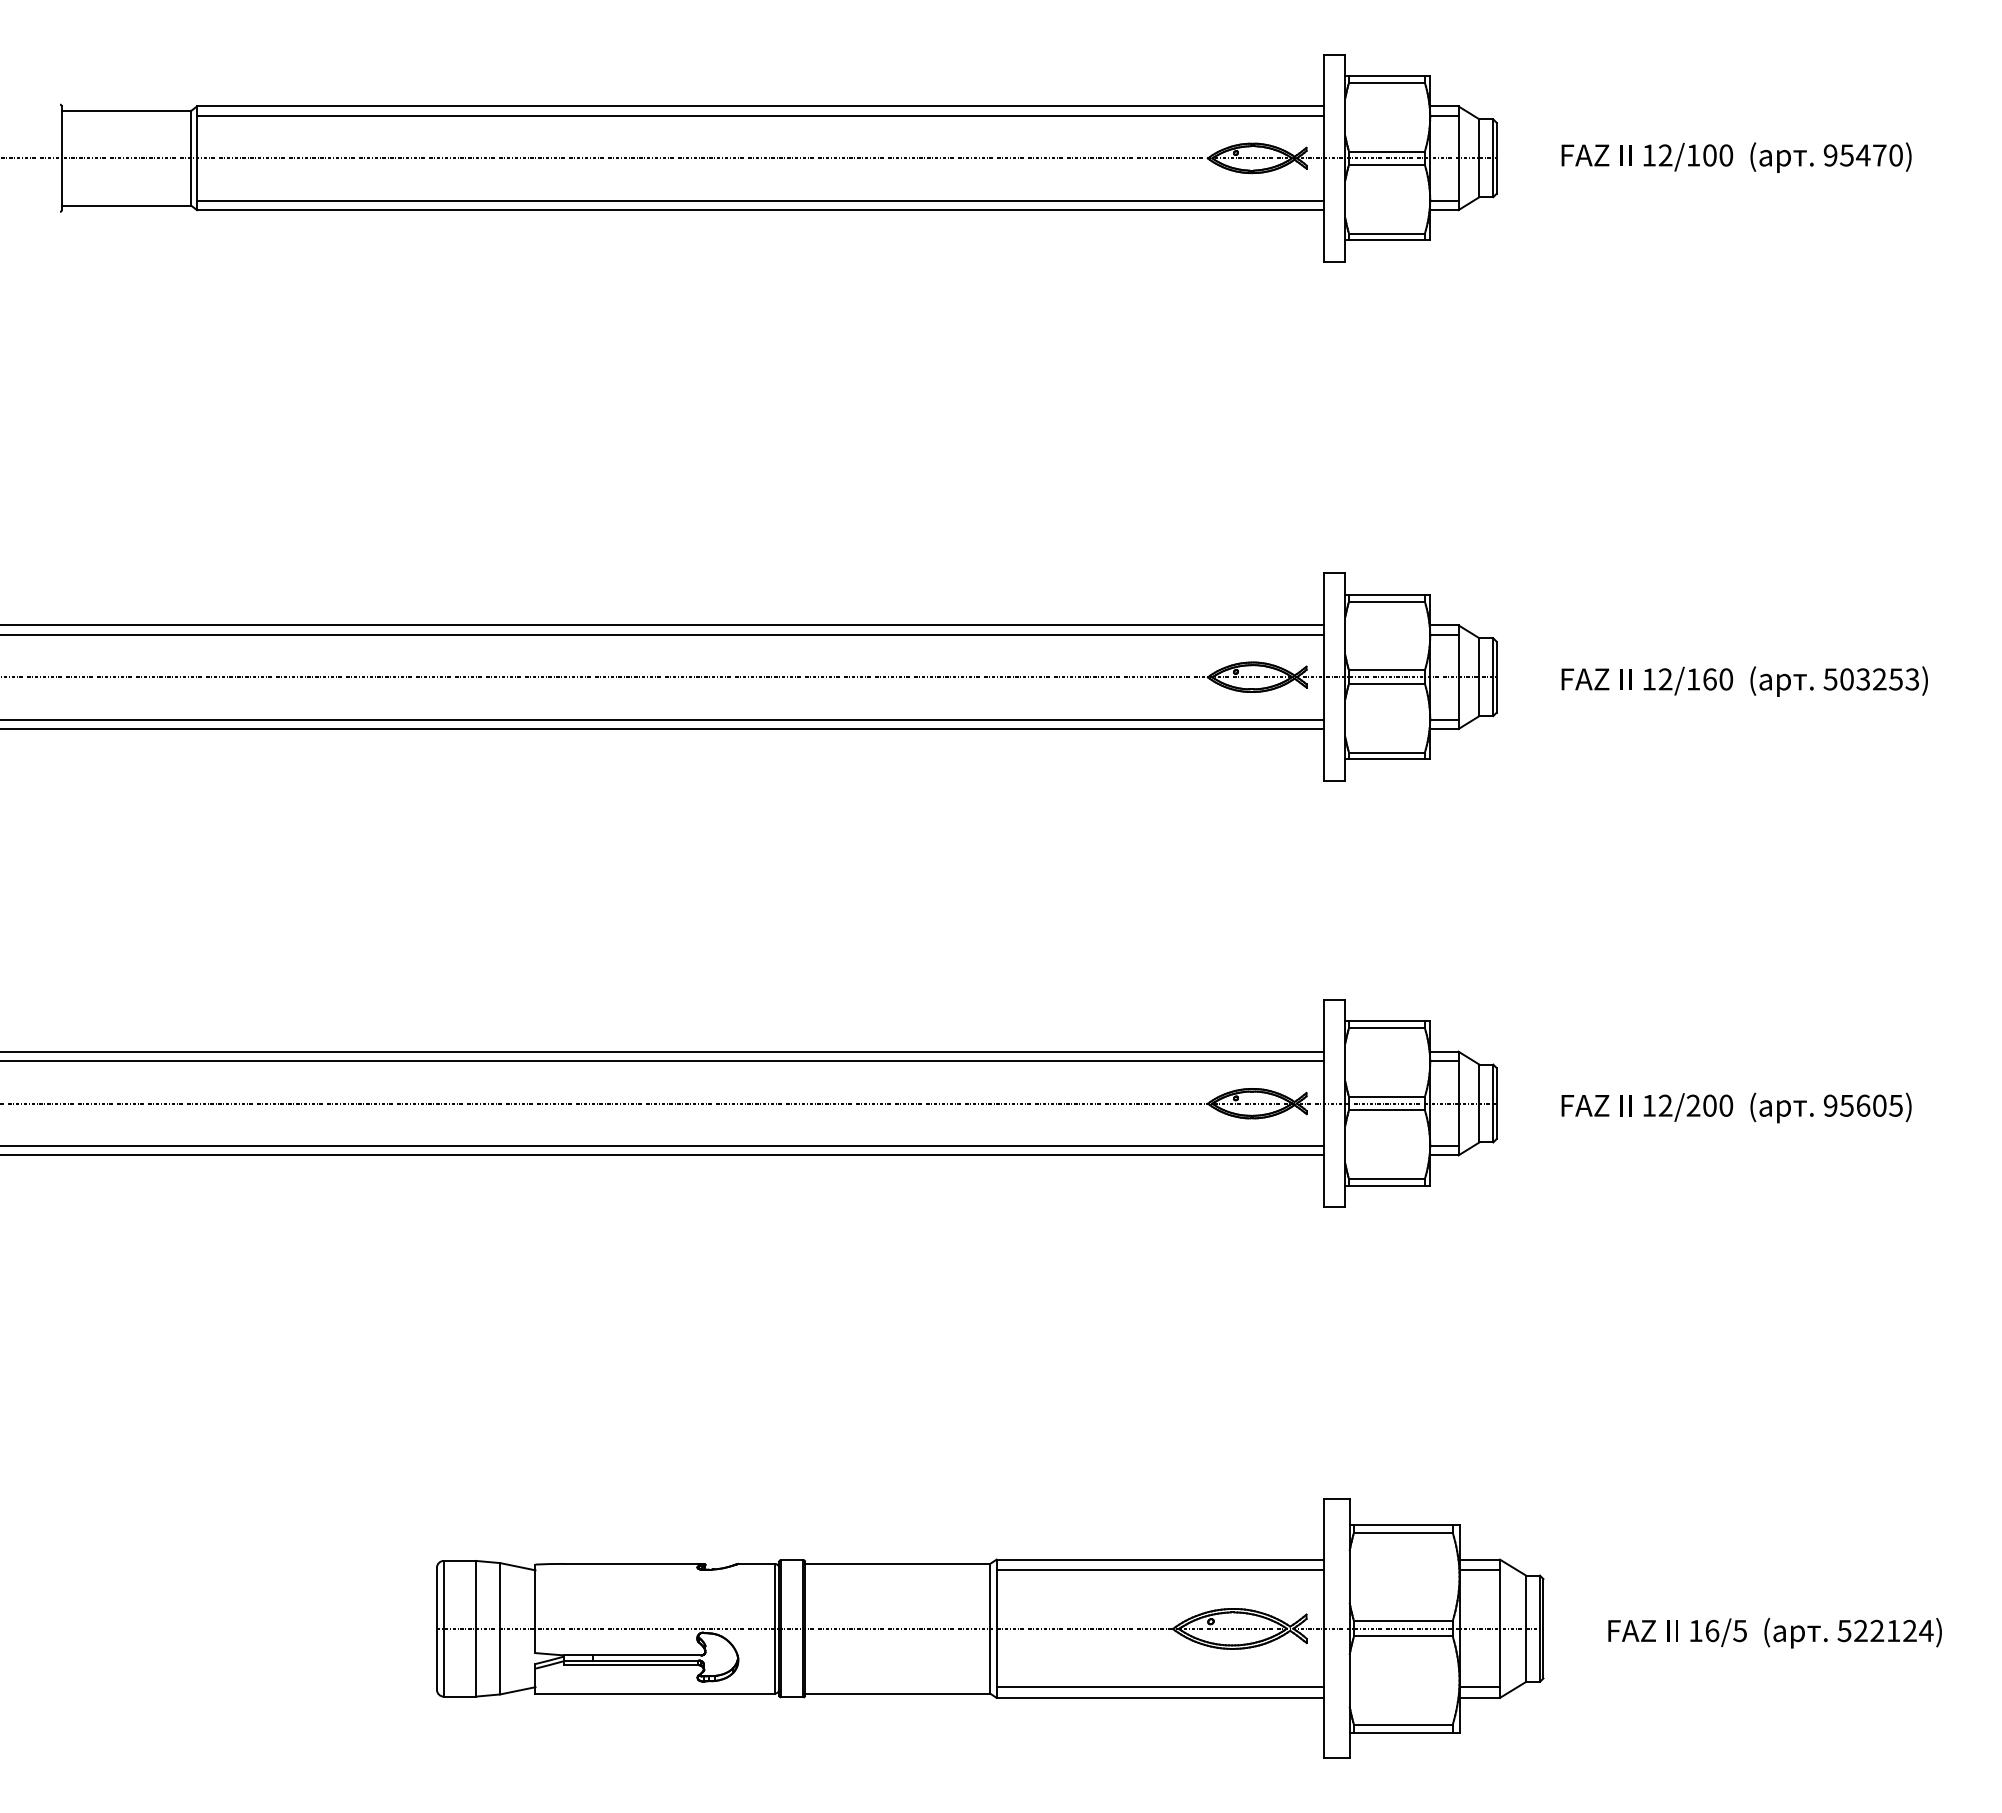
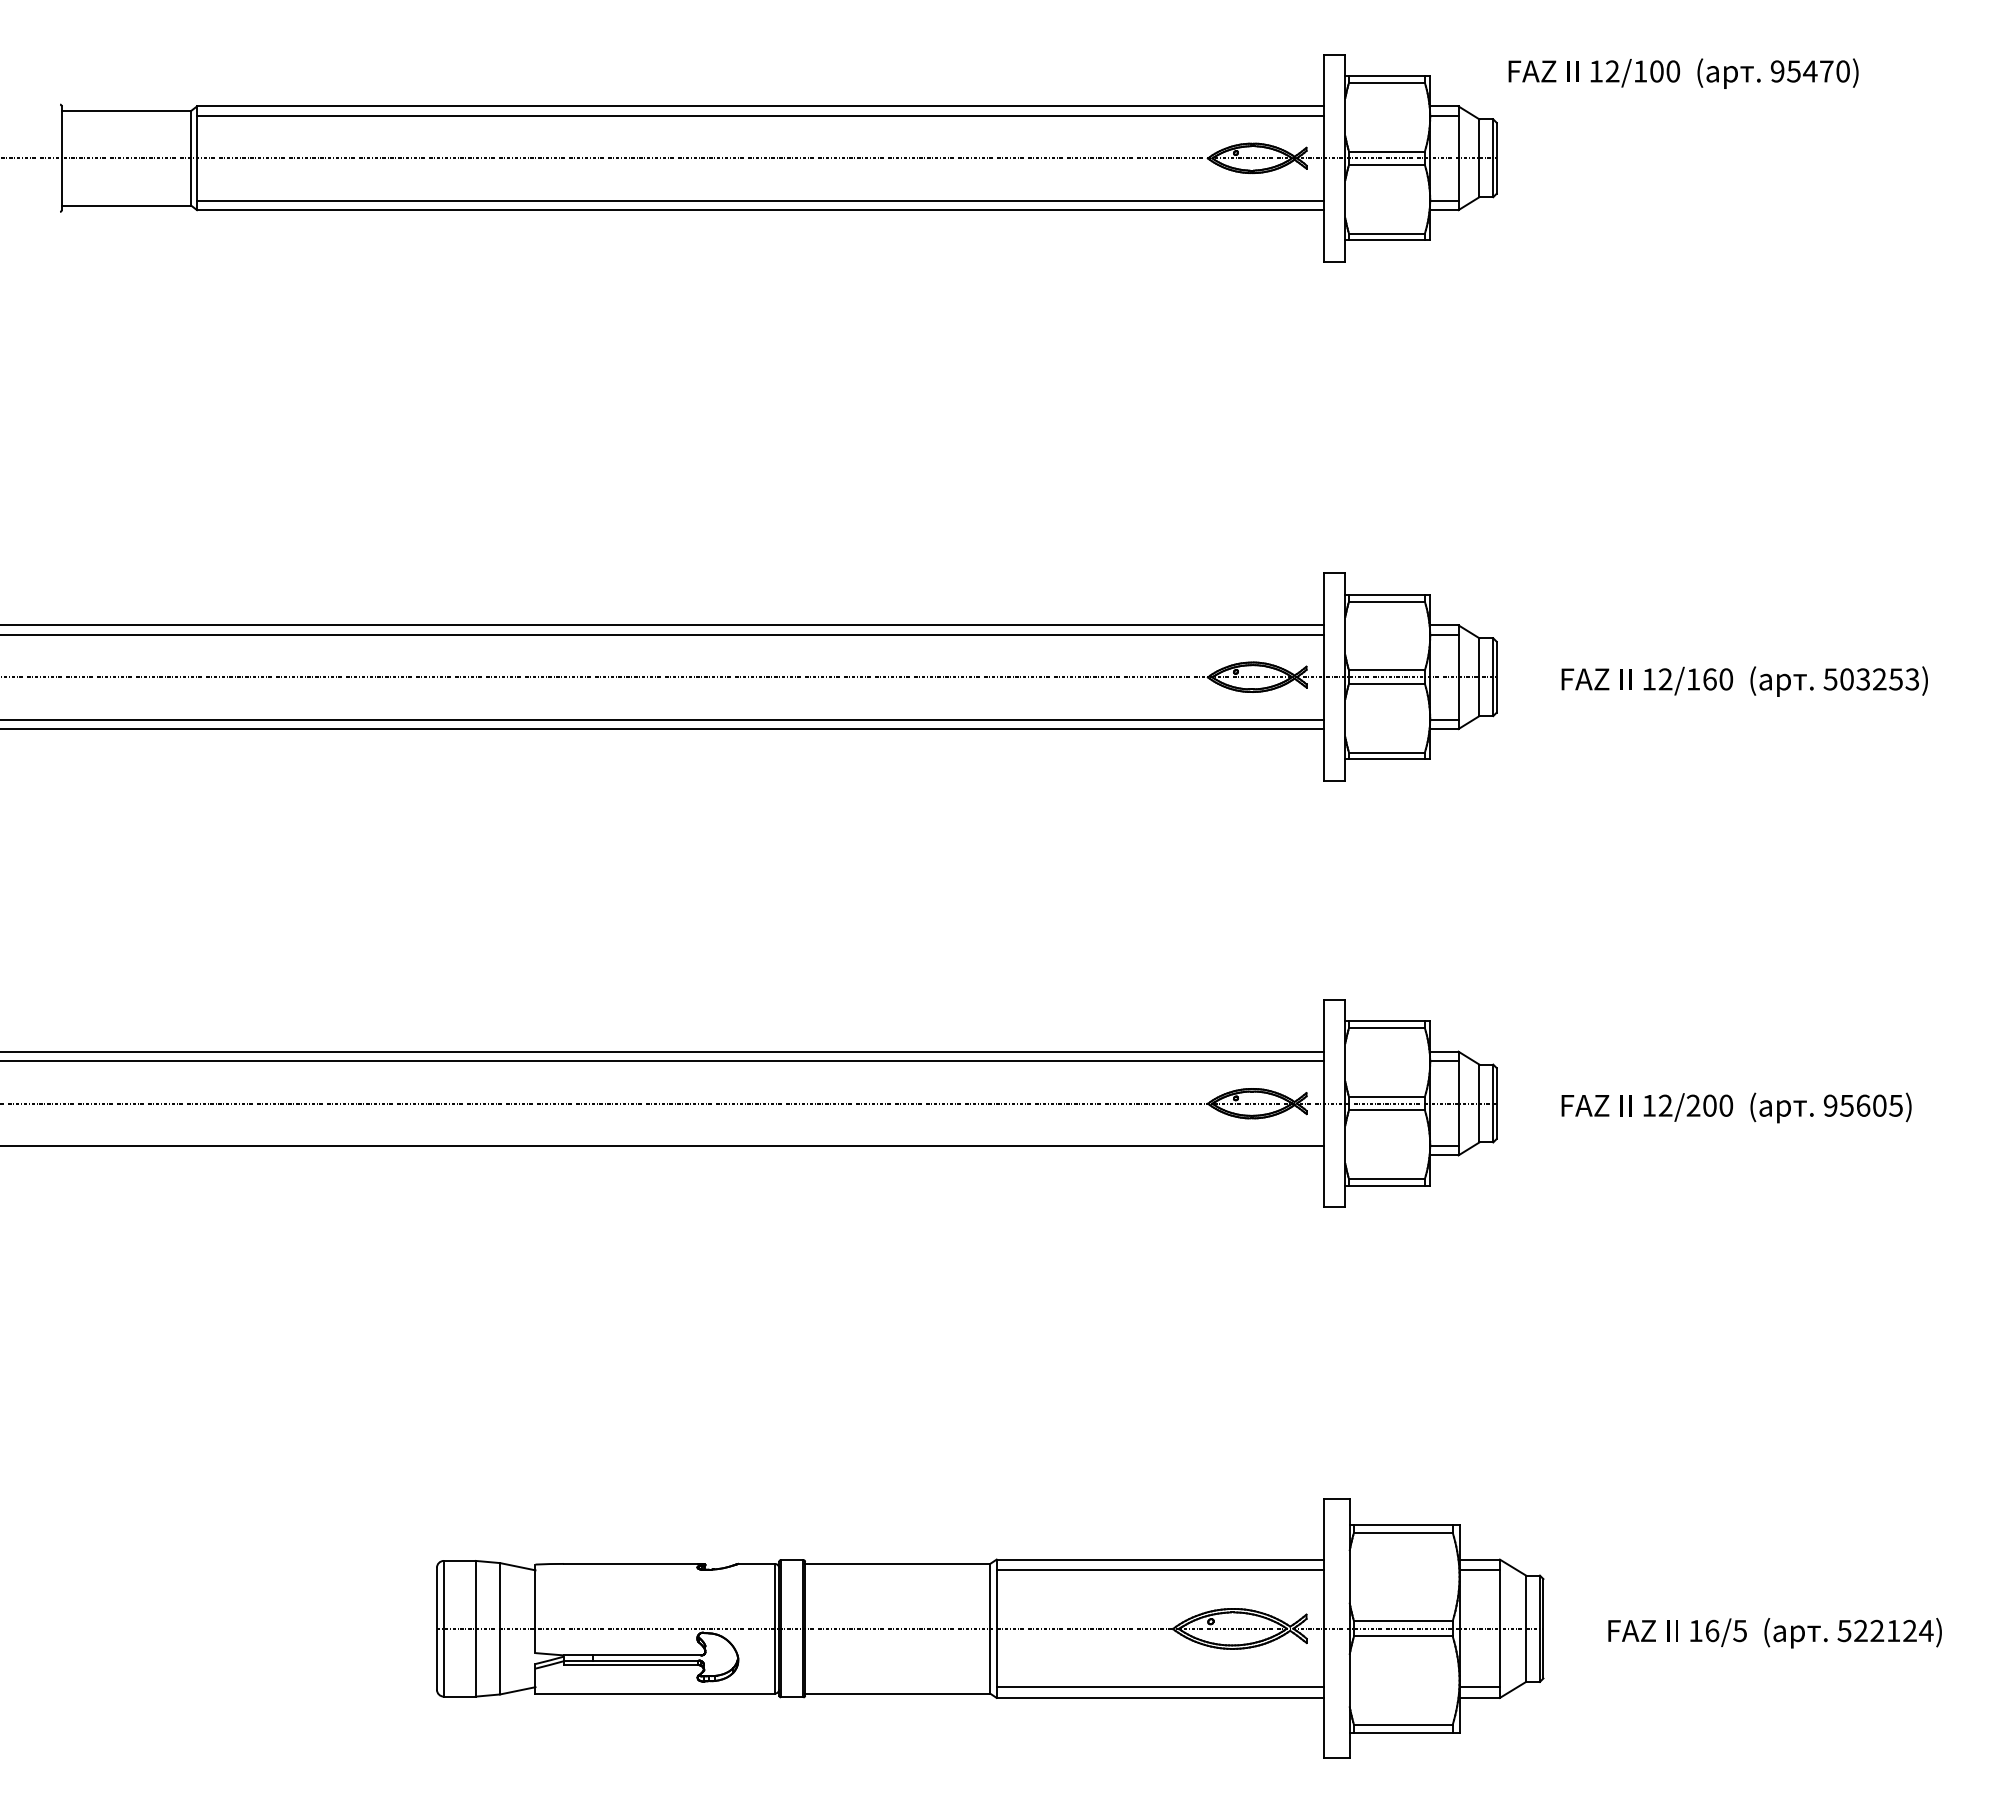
text position: (1736, 157) -> (1683, 73) (1683, 73)
line: present -> none (662, 1155)
